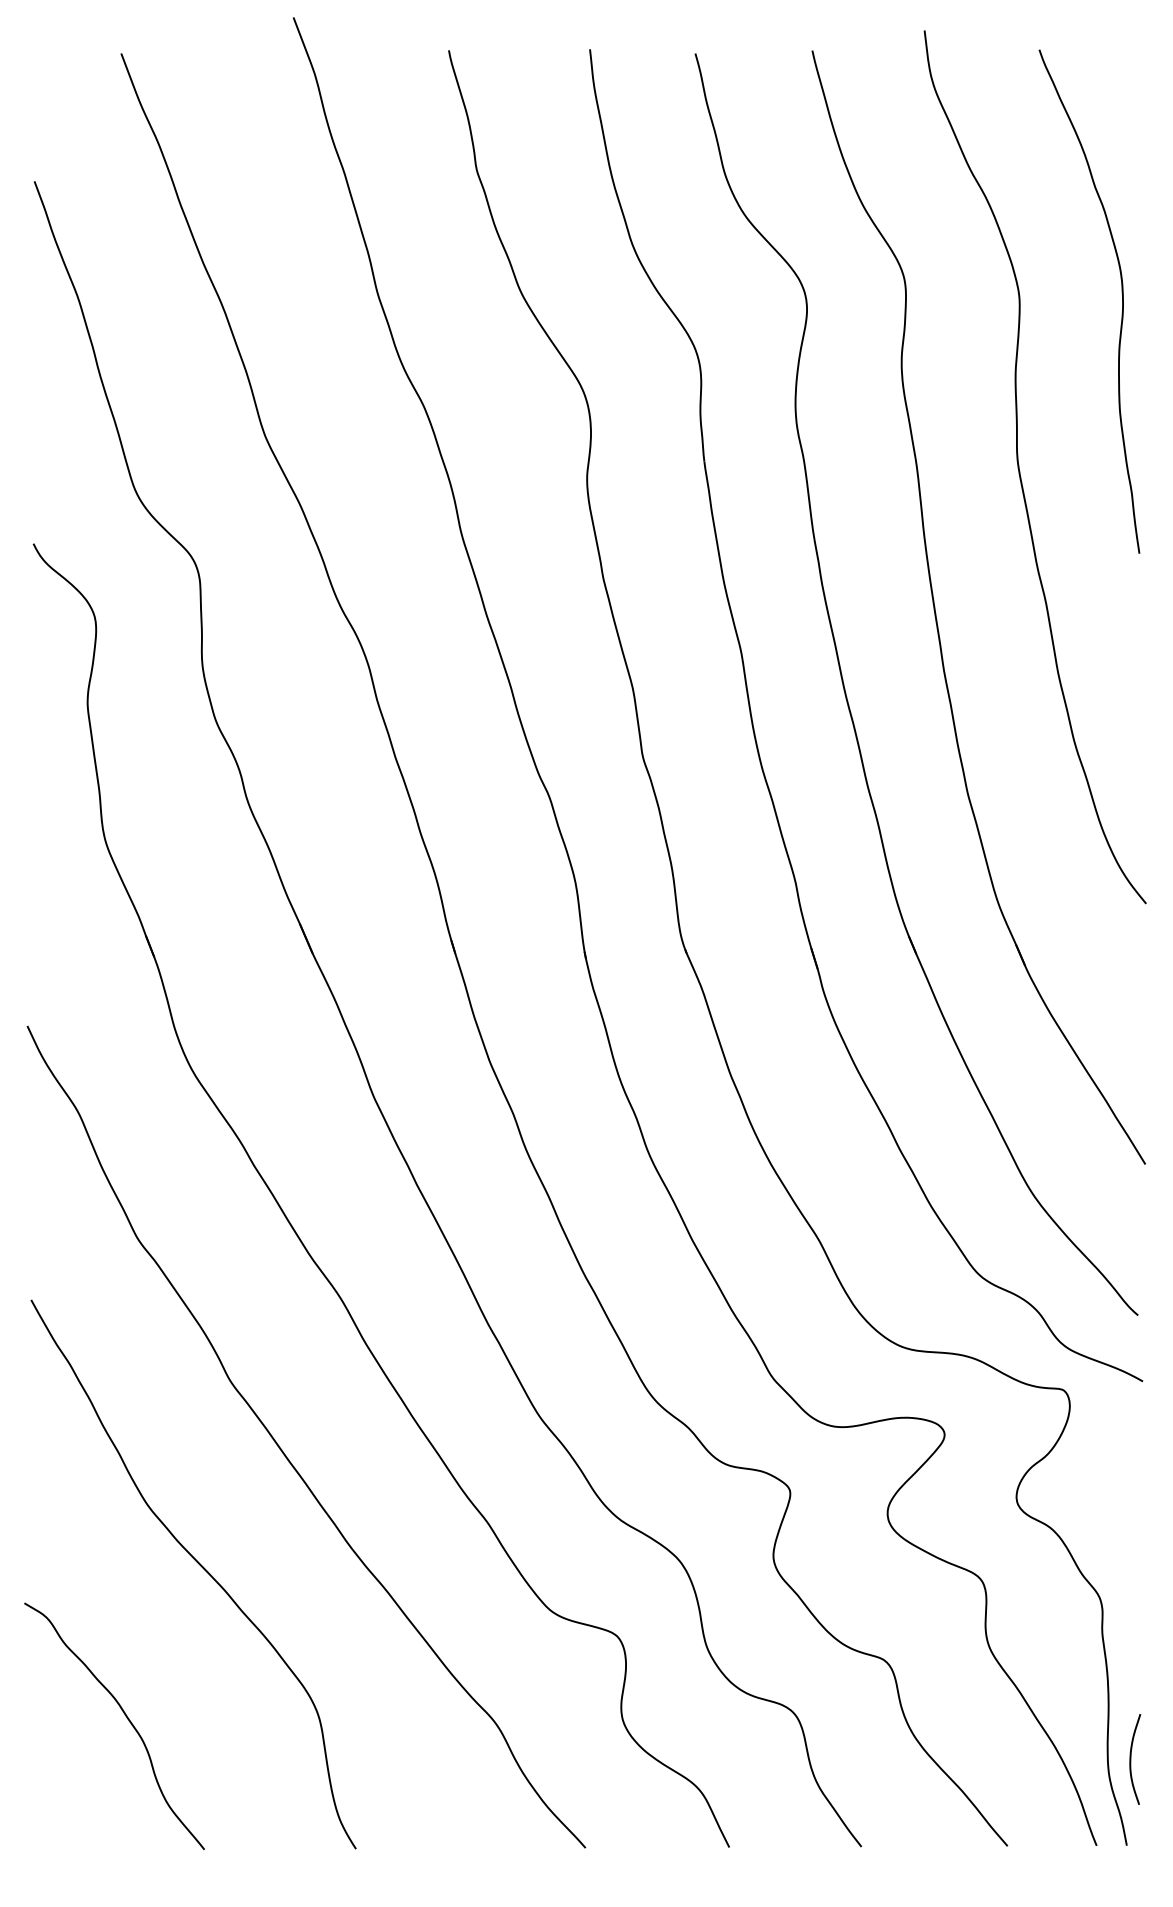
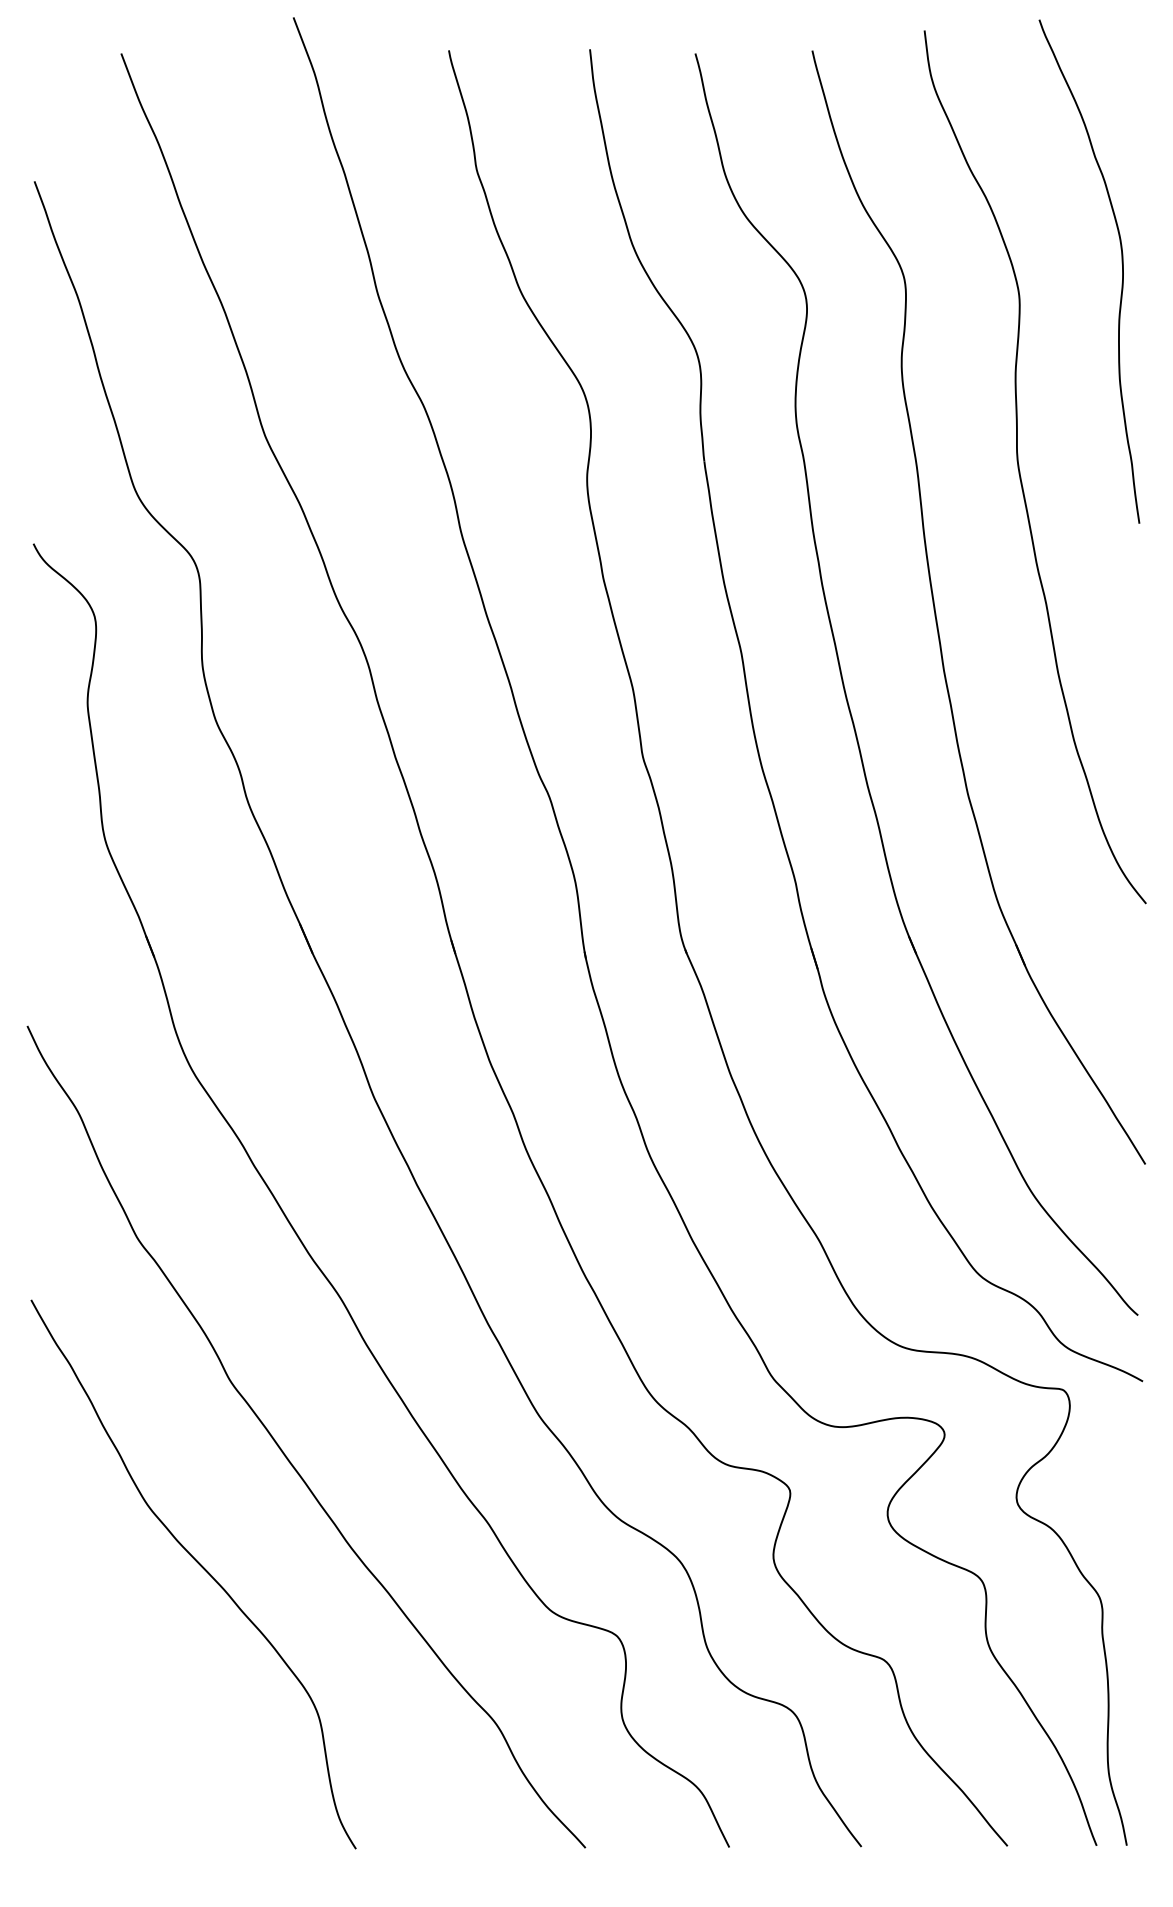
curve position: (1121, 293) -> (1121, 263) (1121, 263)
curve: present -> none (126, 1718)
curve: present -> none (1131, 1759)
